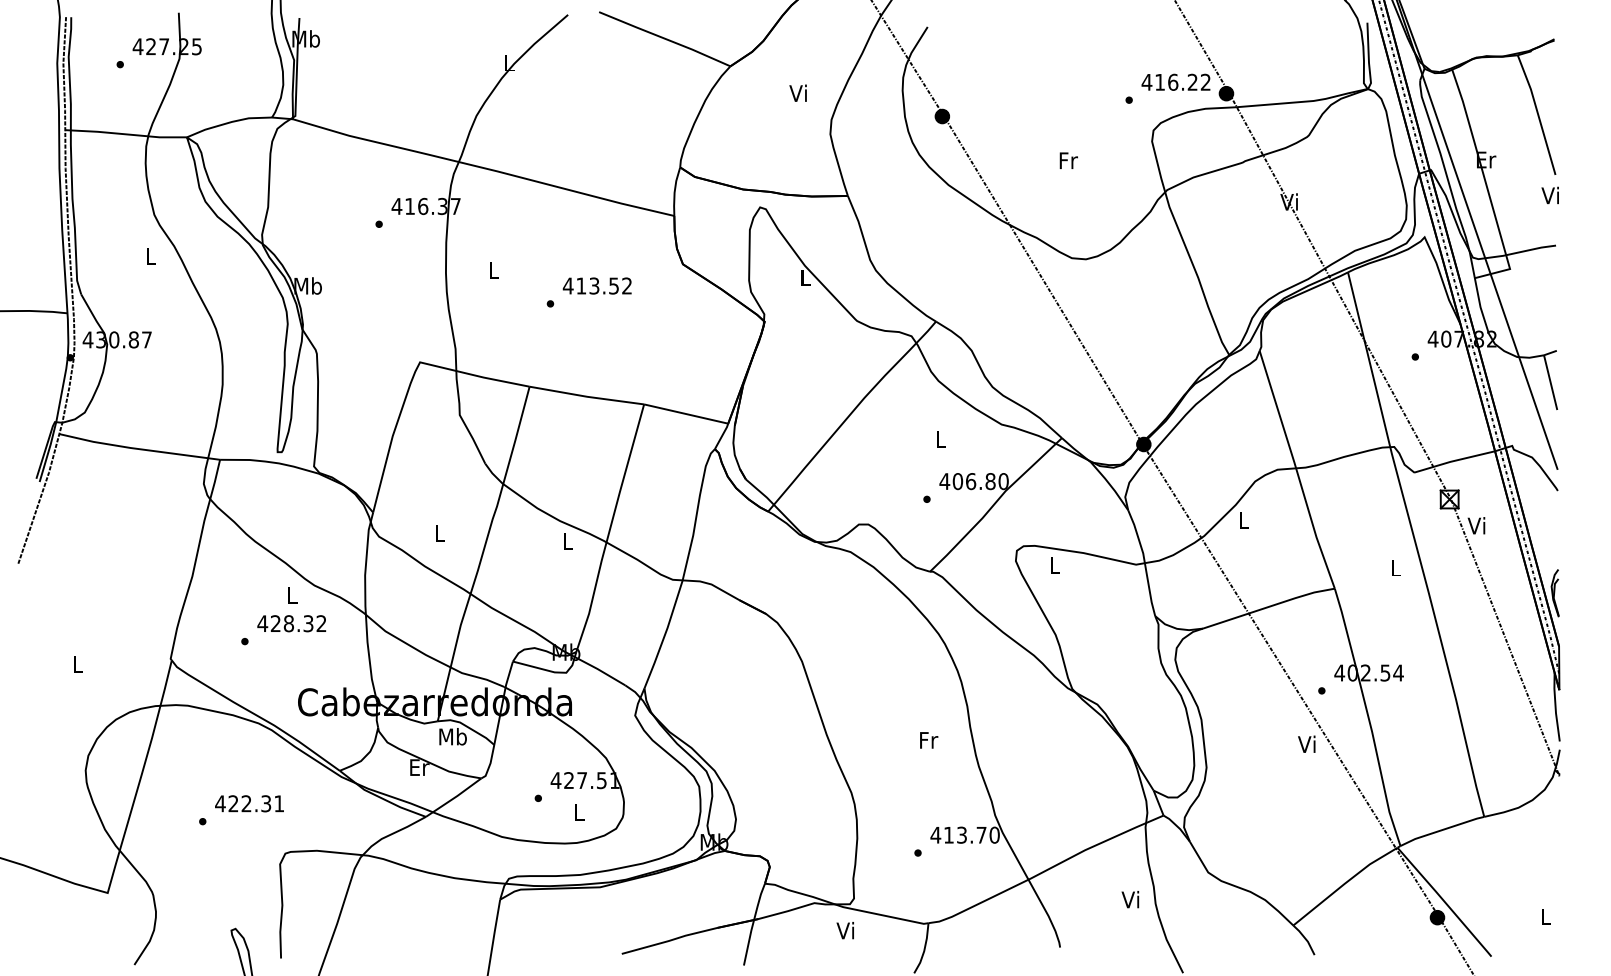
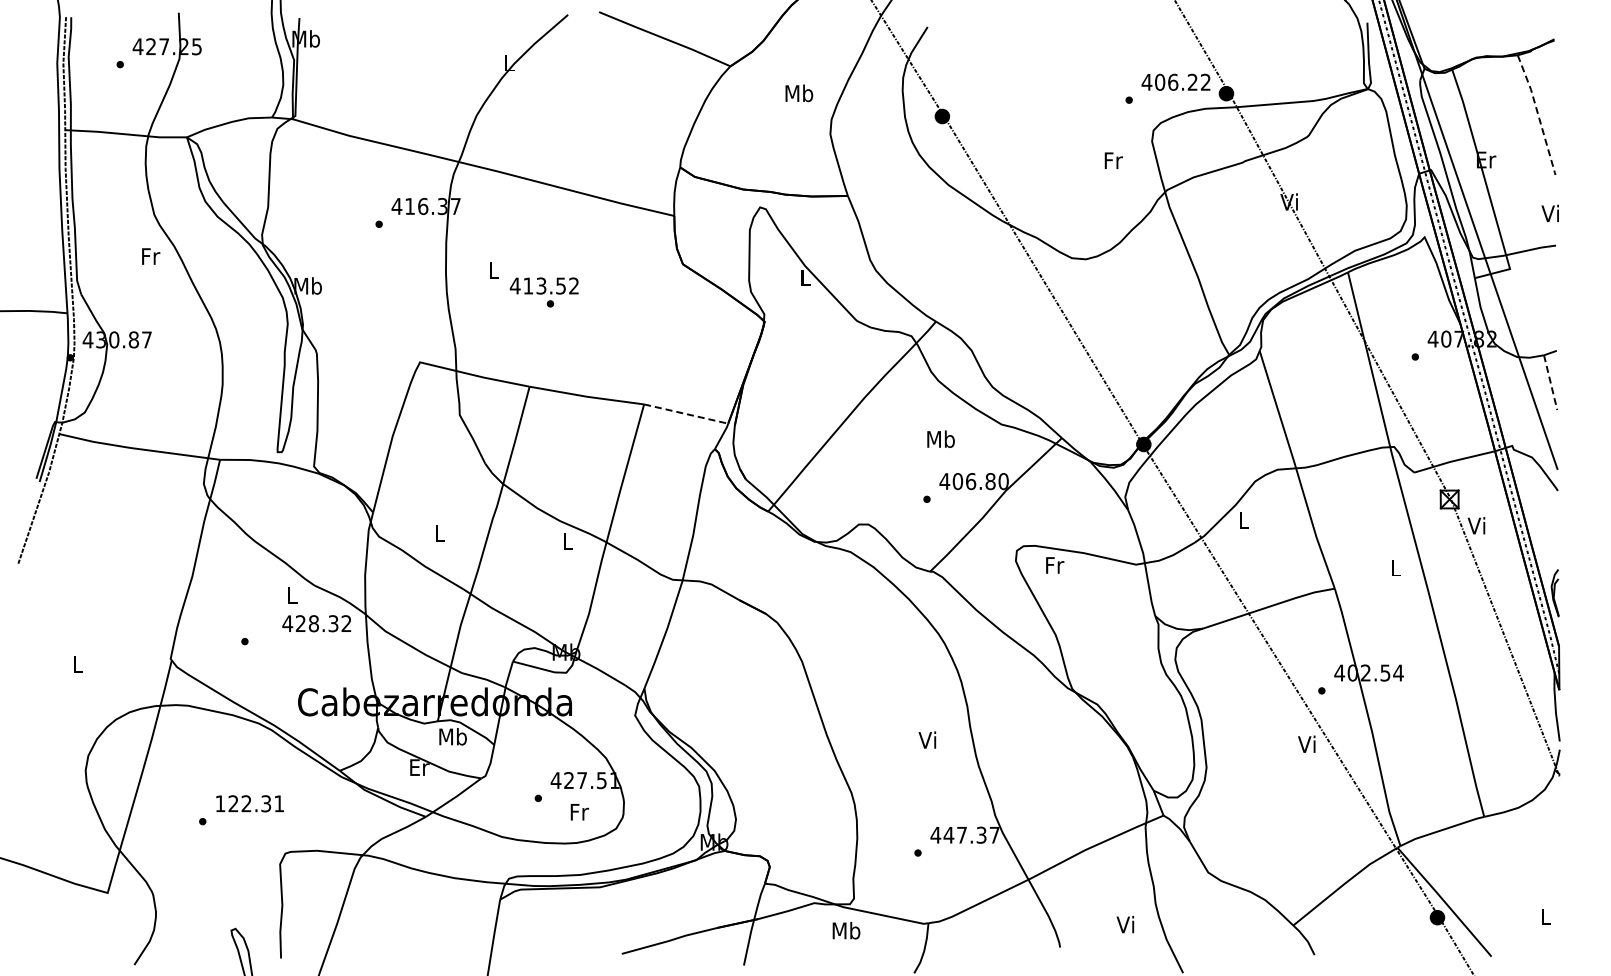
text: 416.22 -> 406.22 (1160, 81)
text: Vi -> Mb (799, 93)
line: solid -> dashed (1538, 115)
text position: (1068, 160) -> (1113, 160) (1113, 160)
text position: (1549, 195) -> (1549, 213) (1549, 213)
text: L -> Fr (151, 256)
text position: (596, 285) -> (543, 285) (543, 285)
line: solid -> dashed (1550, 383)
line: solid -> dashed (686, 414)
text: L -> Mb (940, 438)
text: L -> Fr (1055, 565)
text position: (291, 623) -> (316, 623) (316, 623)
text: Fr -> Vi (928, 739)
text: 422.31 -> 122.31 (220, 803)
text: L -> Fr (579, 812)
text: 413.70 -> 447.37 (971, 834)
text position: (1130, 899) -> (1125, 924) (1125, 924)
text: Vi -> Mb (846, 930)
